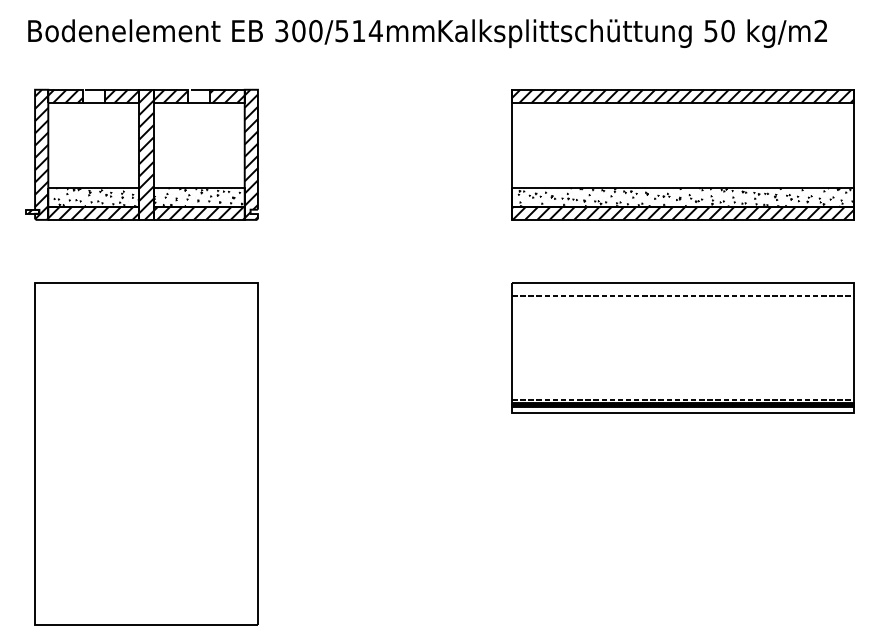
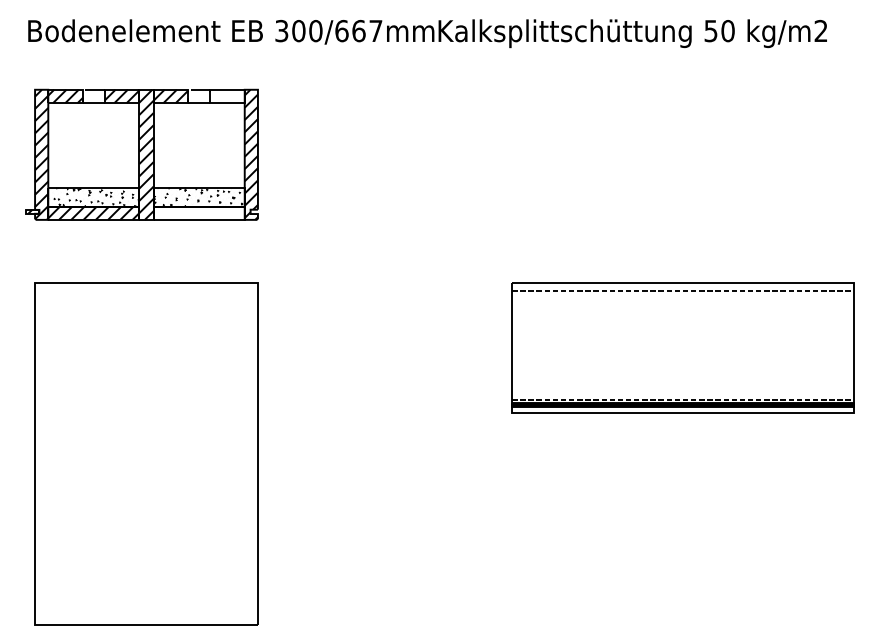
text: 300/514mm -> 300/667mm (358, 30)
hatch: present -> none (227, 96)
part: present -> none (682, 154)
hatch: present -> none (198, 212)
line position: (682, 296) -> (682, 291) (682, 291)
